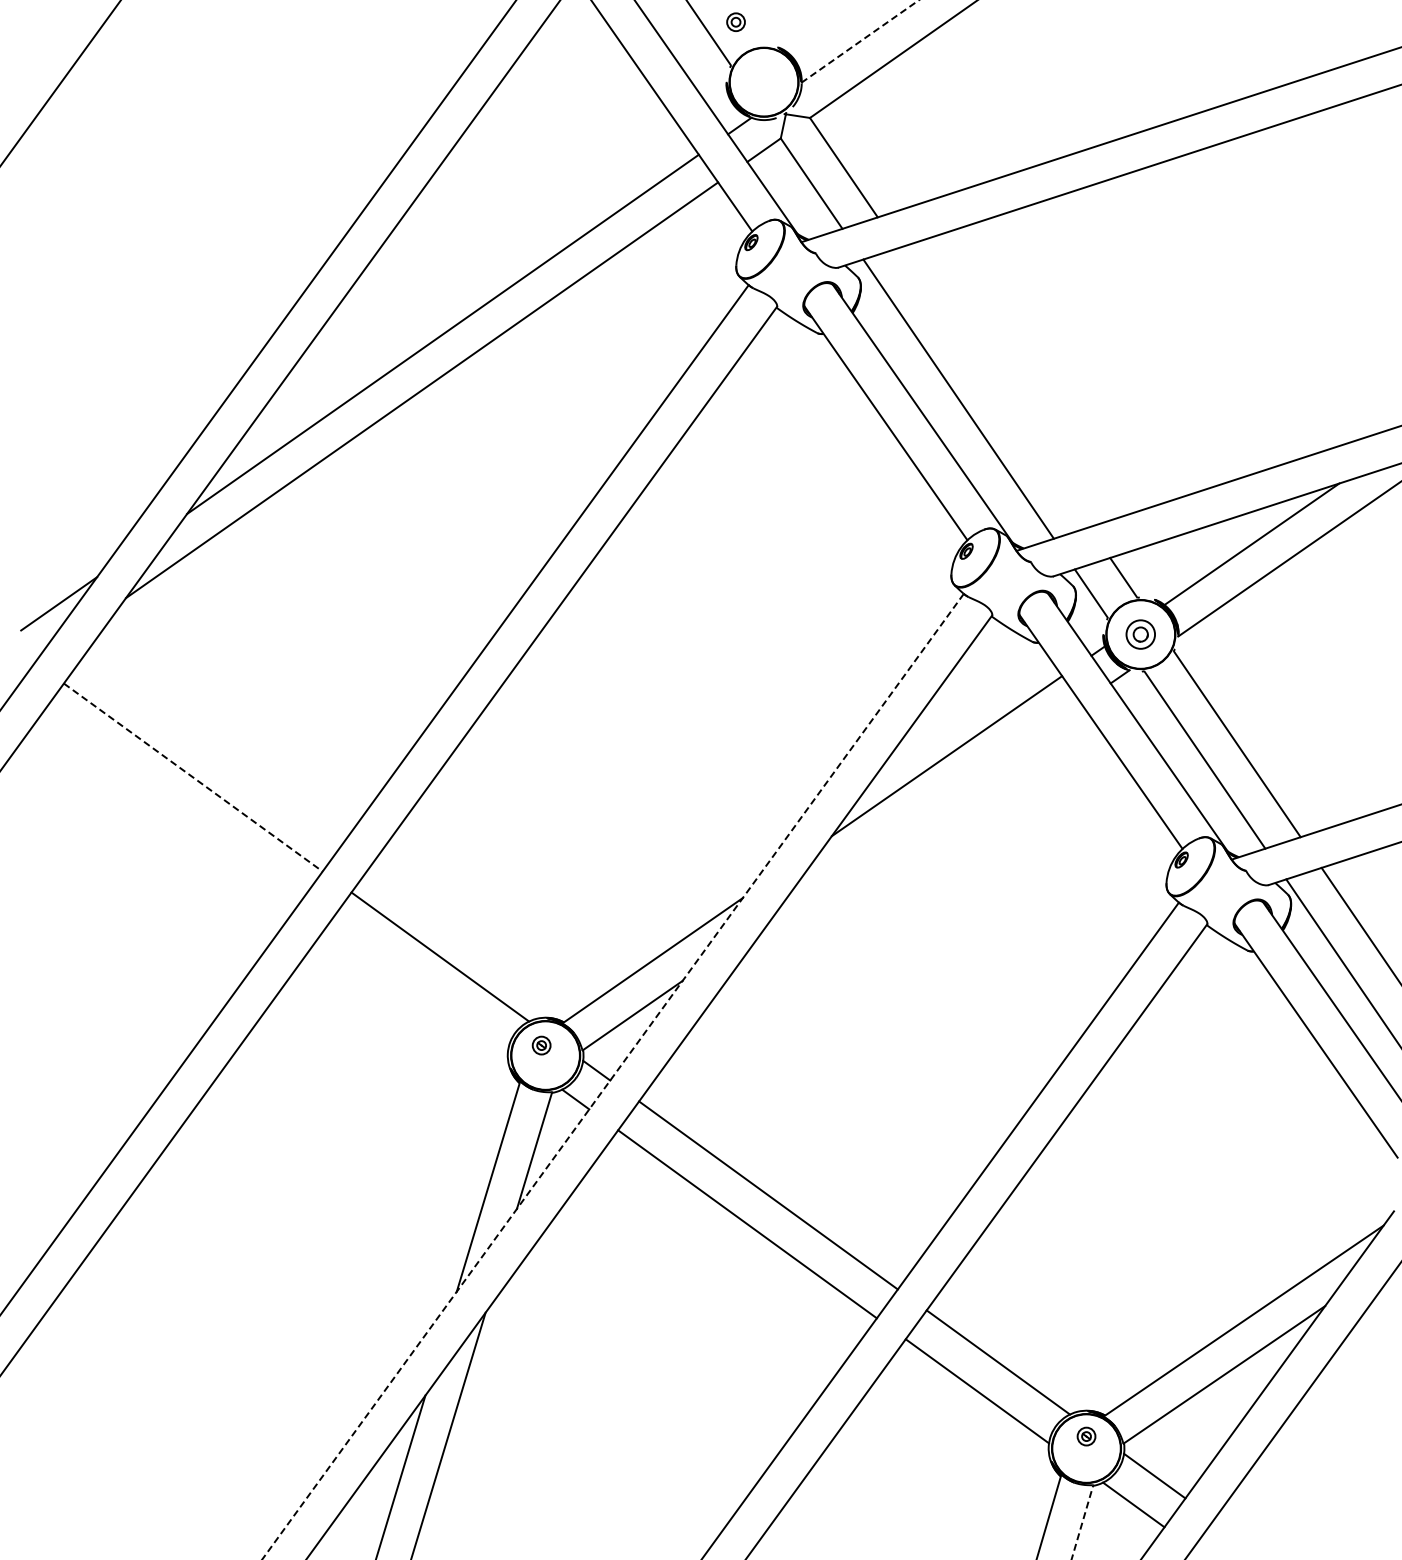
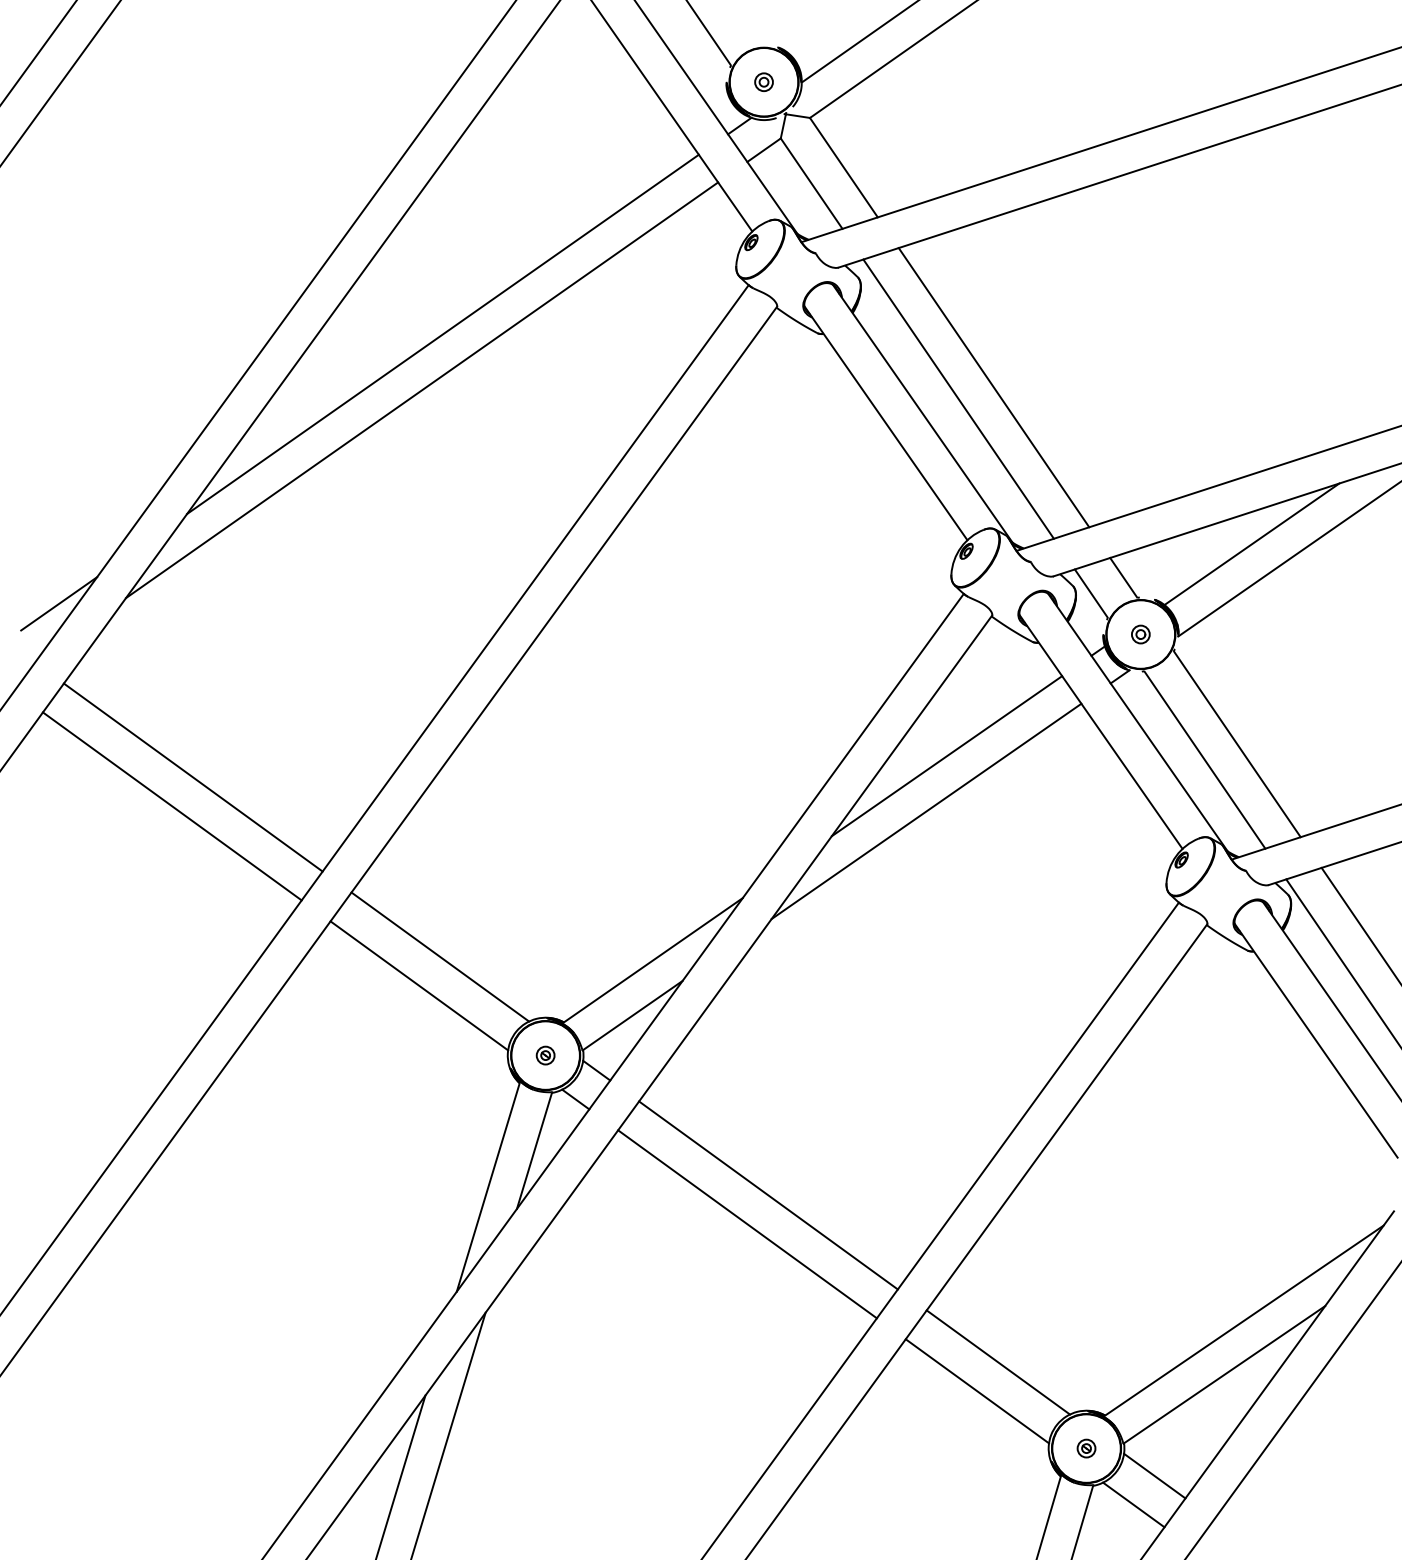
part position: (735, 21) -> (763, 81) (763, 81)
line: dashed -> solid (860, 41)
line: none -> present (38, 52)
line: none -> present (993, 387)
part size: 31x31 px -> 20x21 px (1140, 634)
line: dashed -> solid (193, 777)
line: none -> present (171, 806)
line: none -> present (926, 811)
line: none -> present (419, 985)
part position: (541, 1045) -> (545, 1055) (545, 1055)
line: dashed -> solid (613, 1076)
part position: (1086, 1436) -> (1086, 1448) (1086, 1448)
line: dashed -> solid (1082, 1521)
